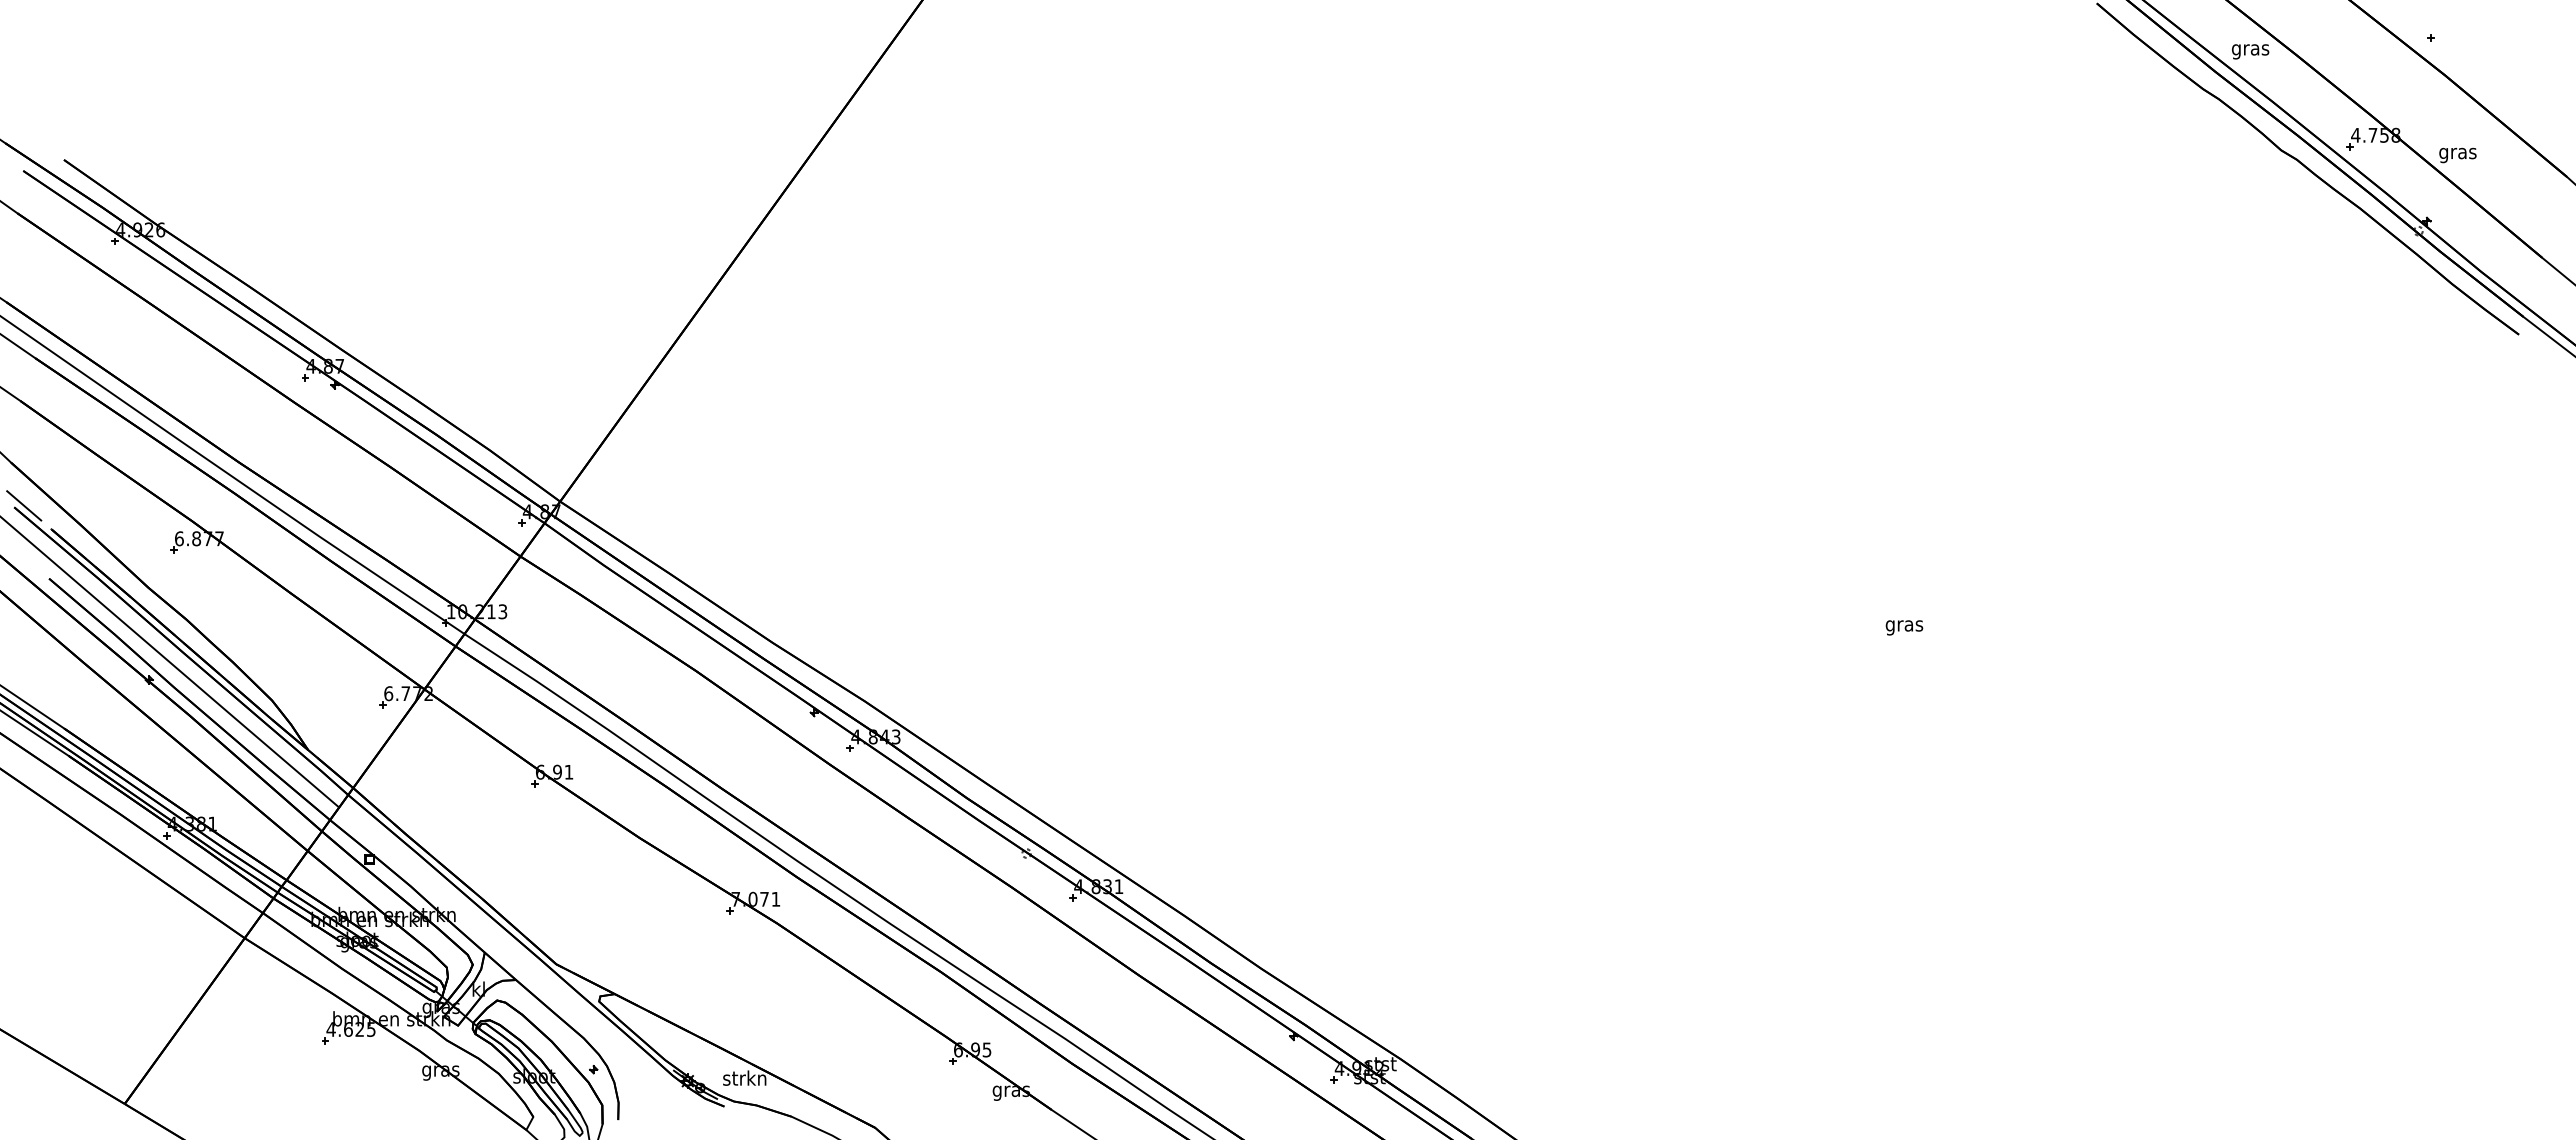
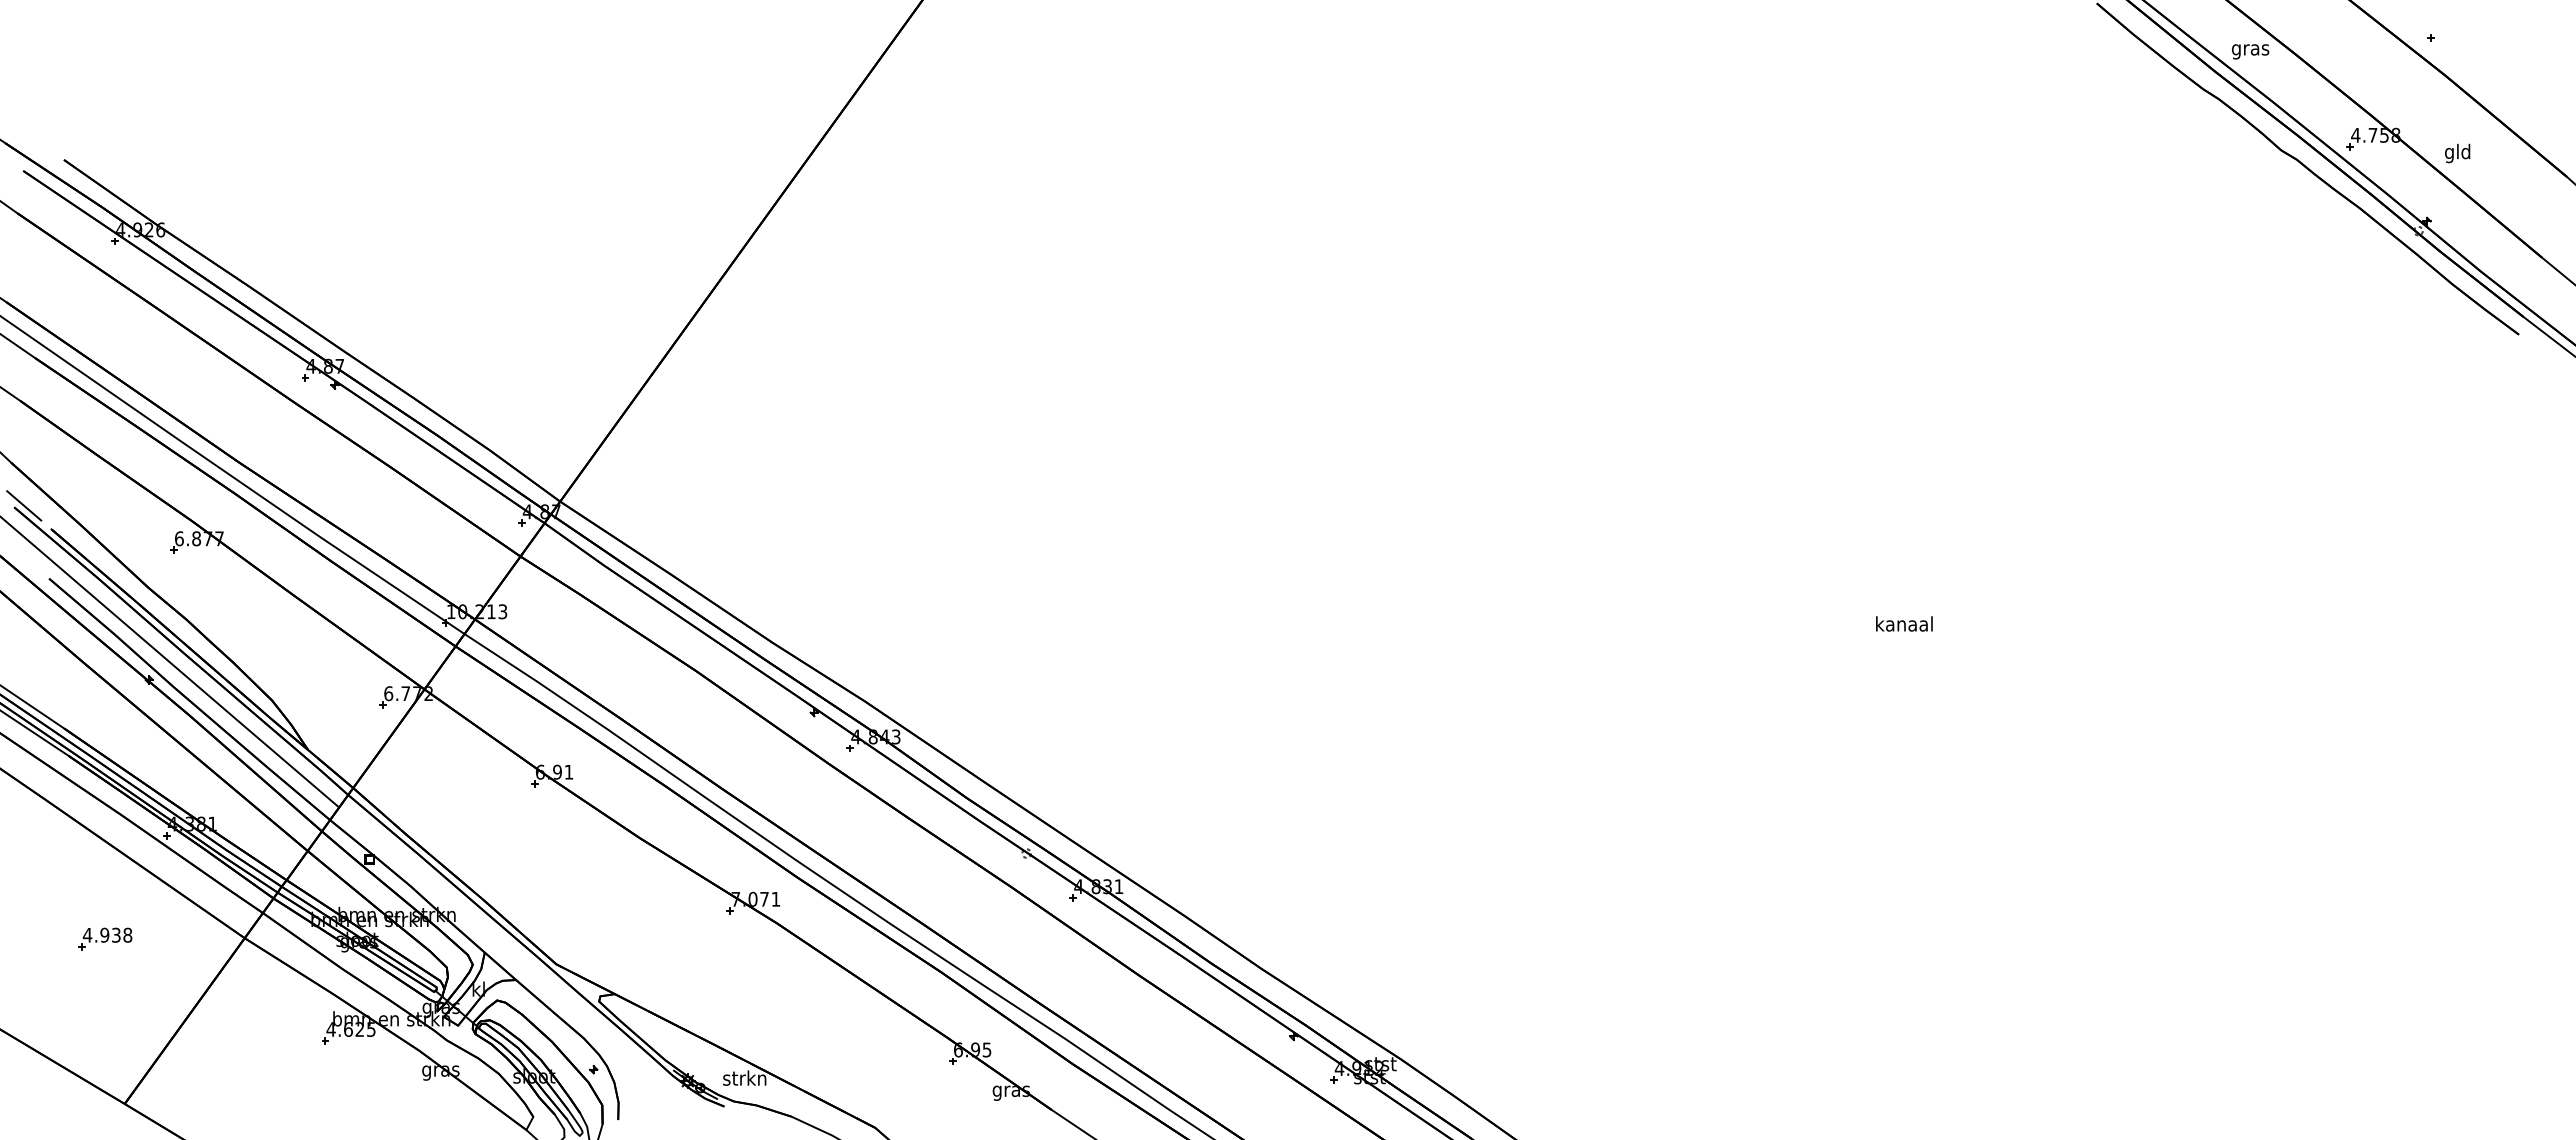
text: gras -> gld (2457, 153)
text: gras -> kanaal (1904, 625)
part: none -> present (105, 938)
